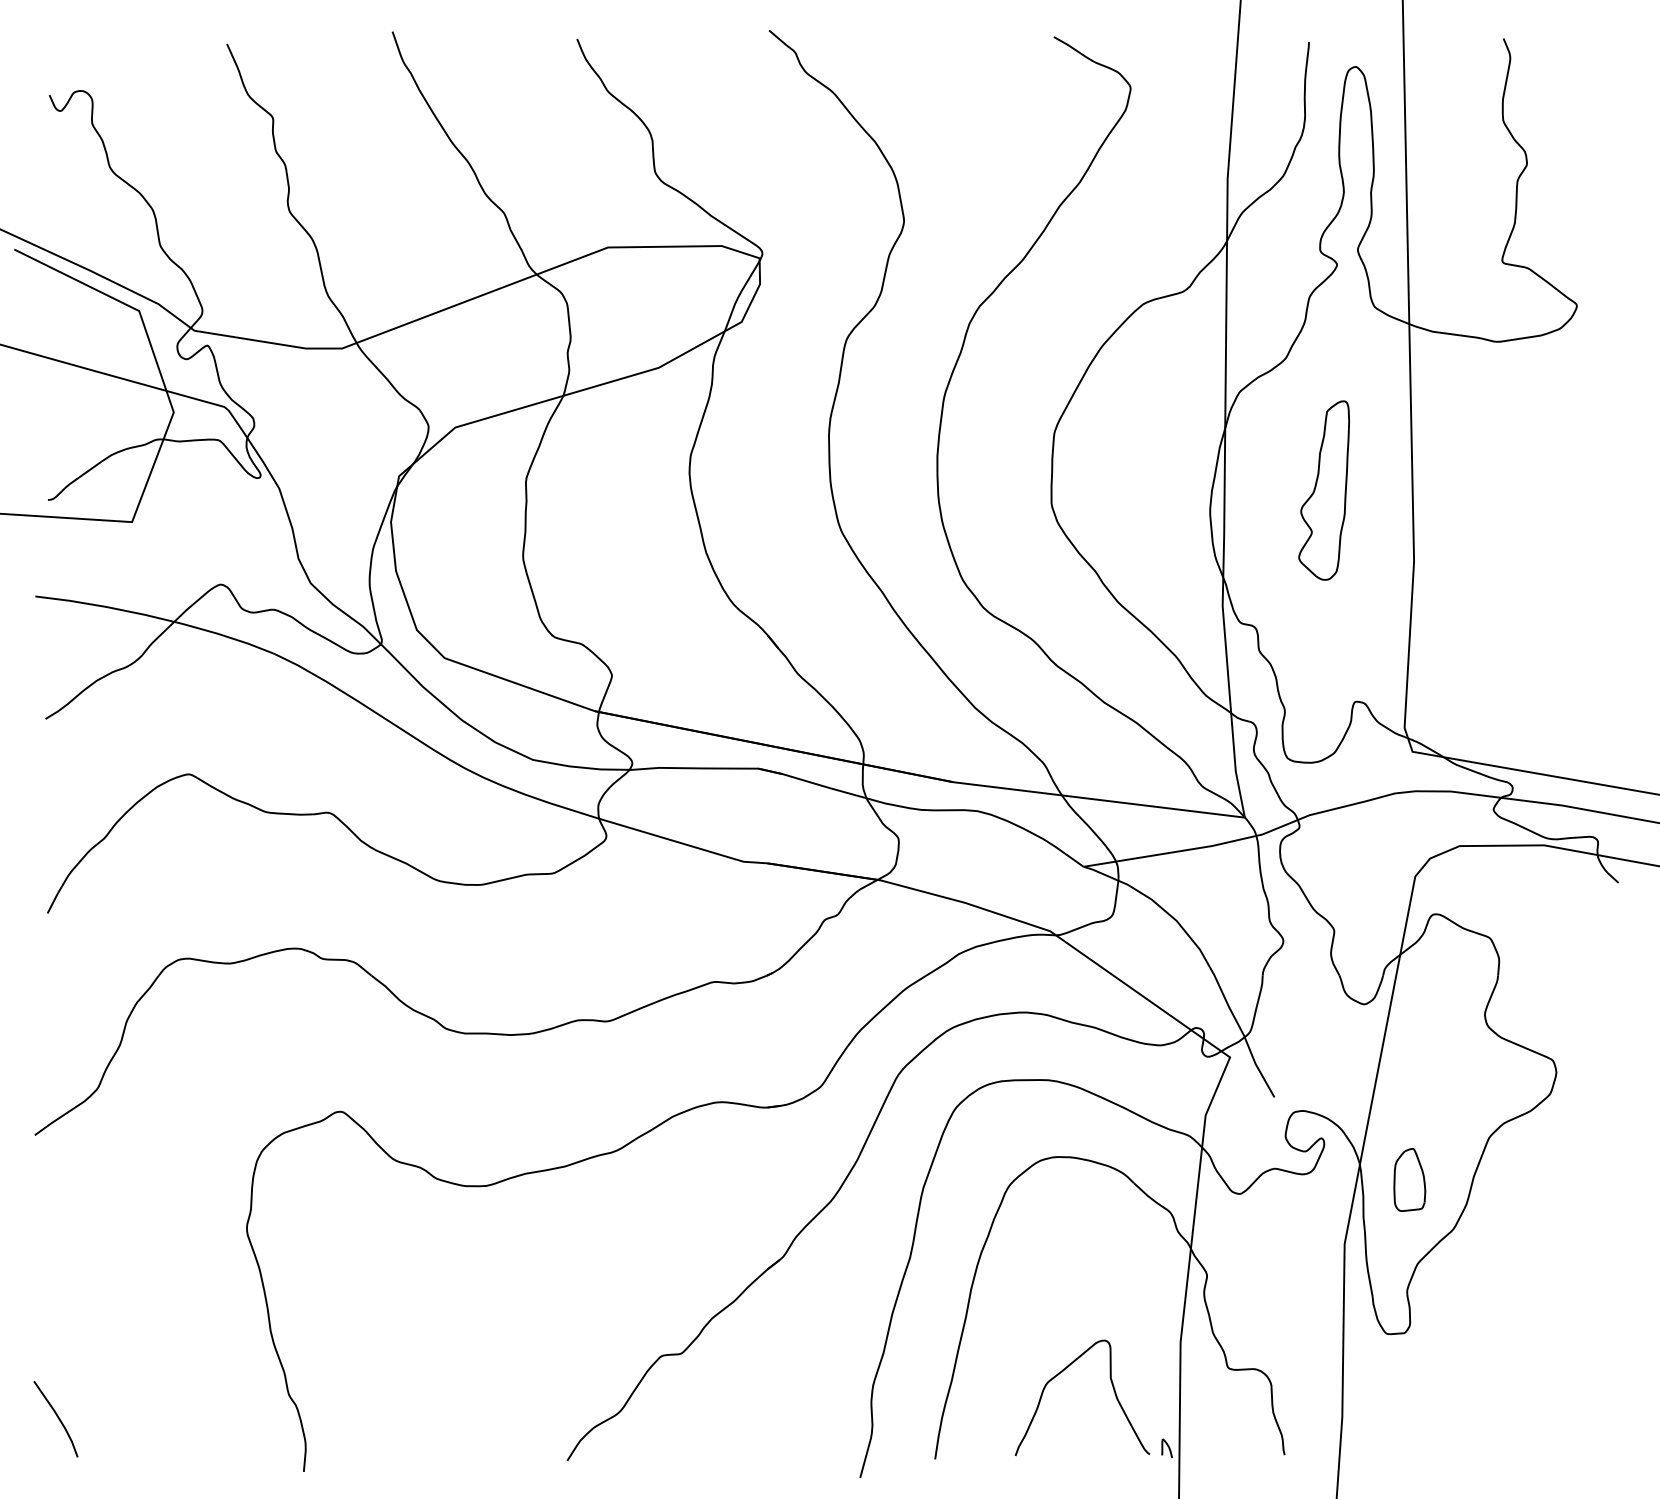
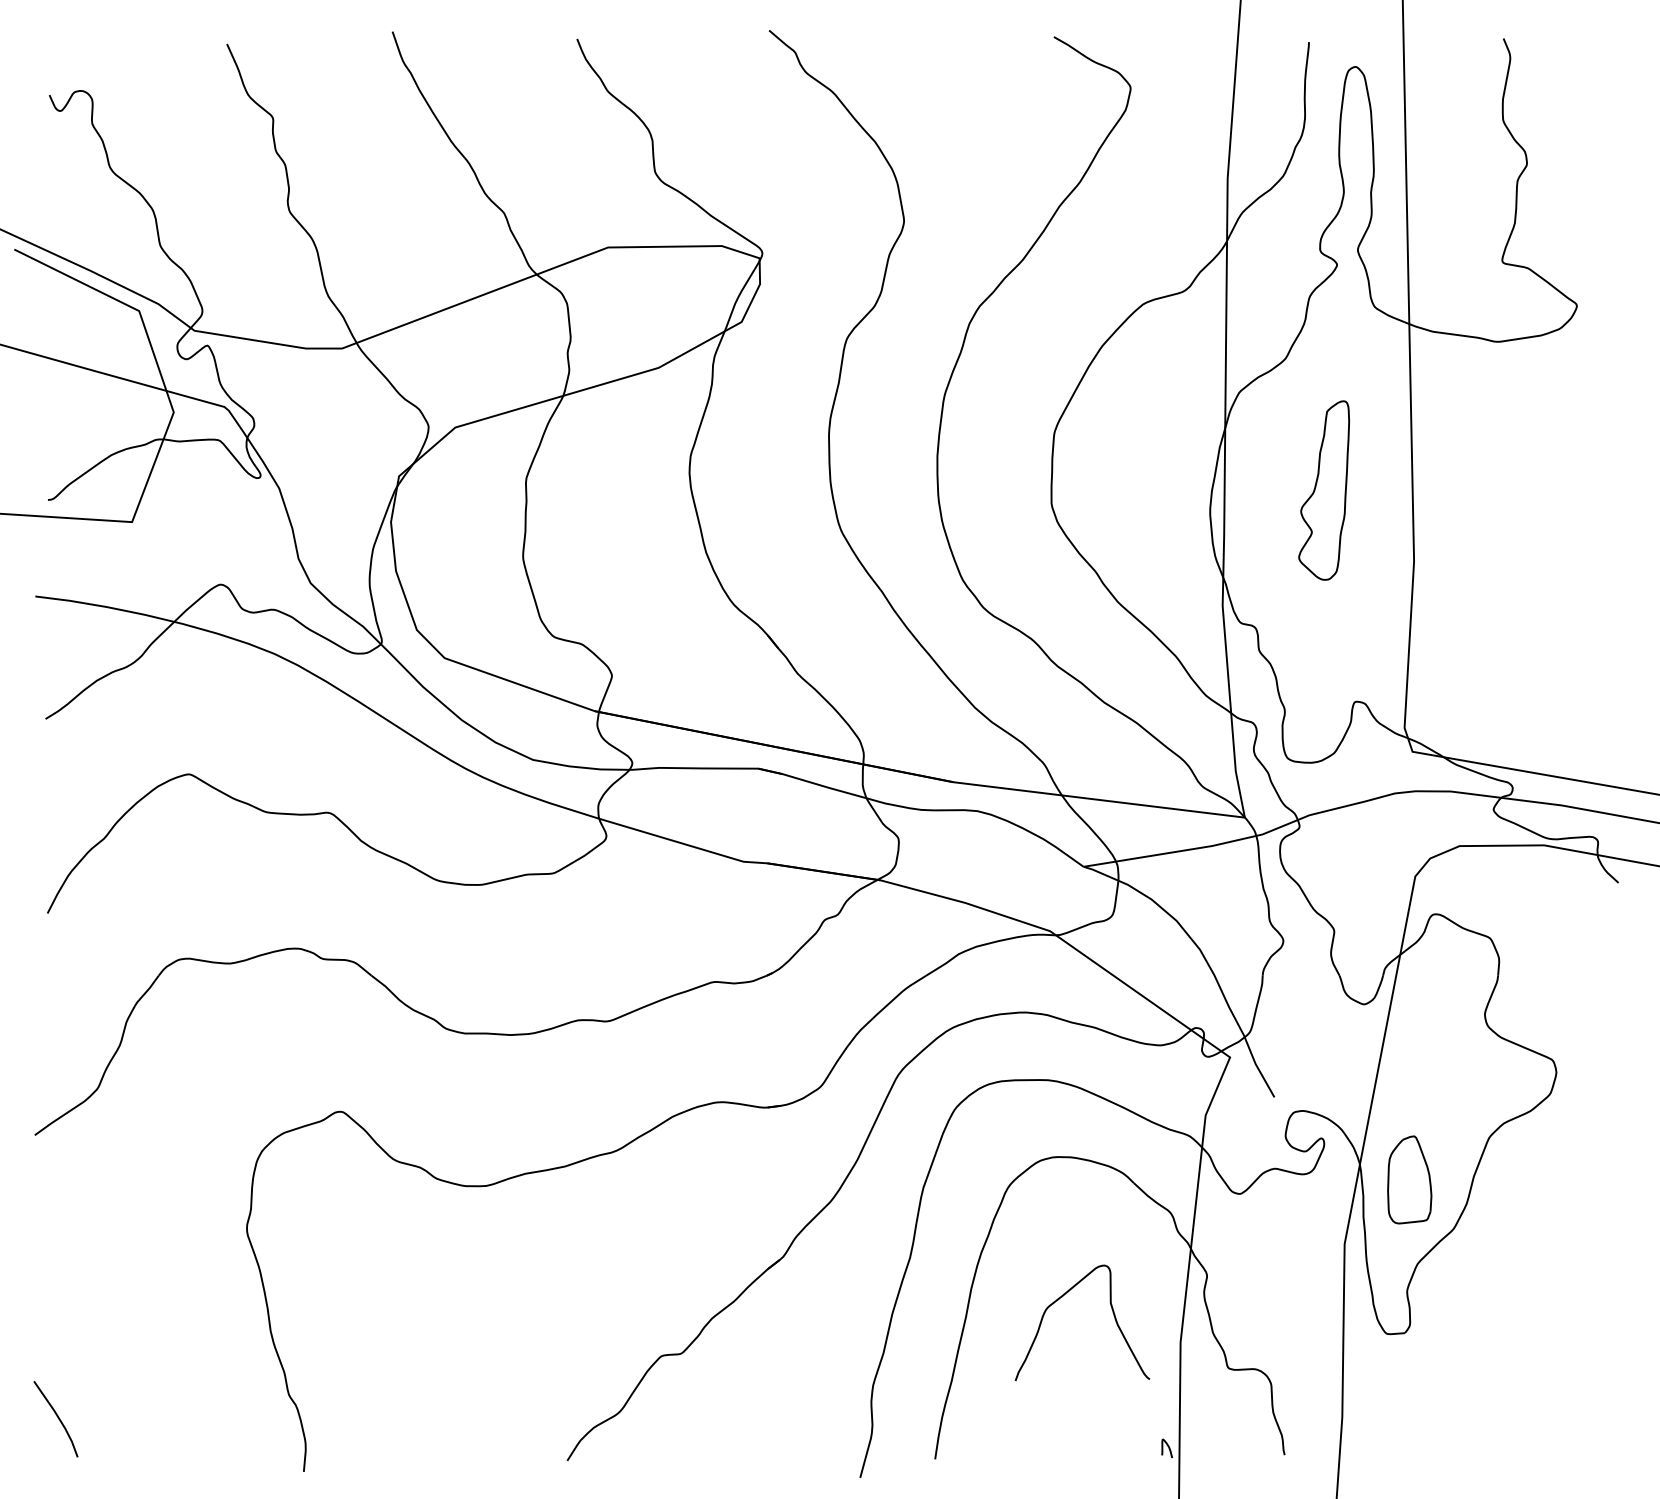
part size: 34x64 px -> 46x90 px (1409, 1179)
curve position: (1112, 1387) -> (1112, 1312) (1112, 1312)
